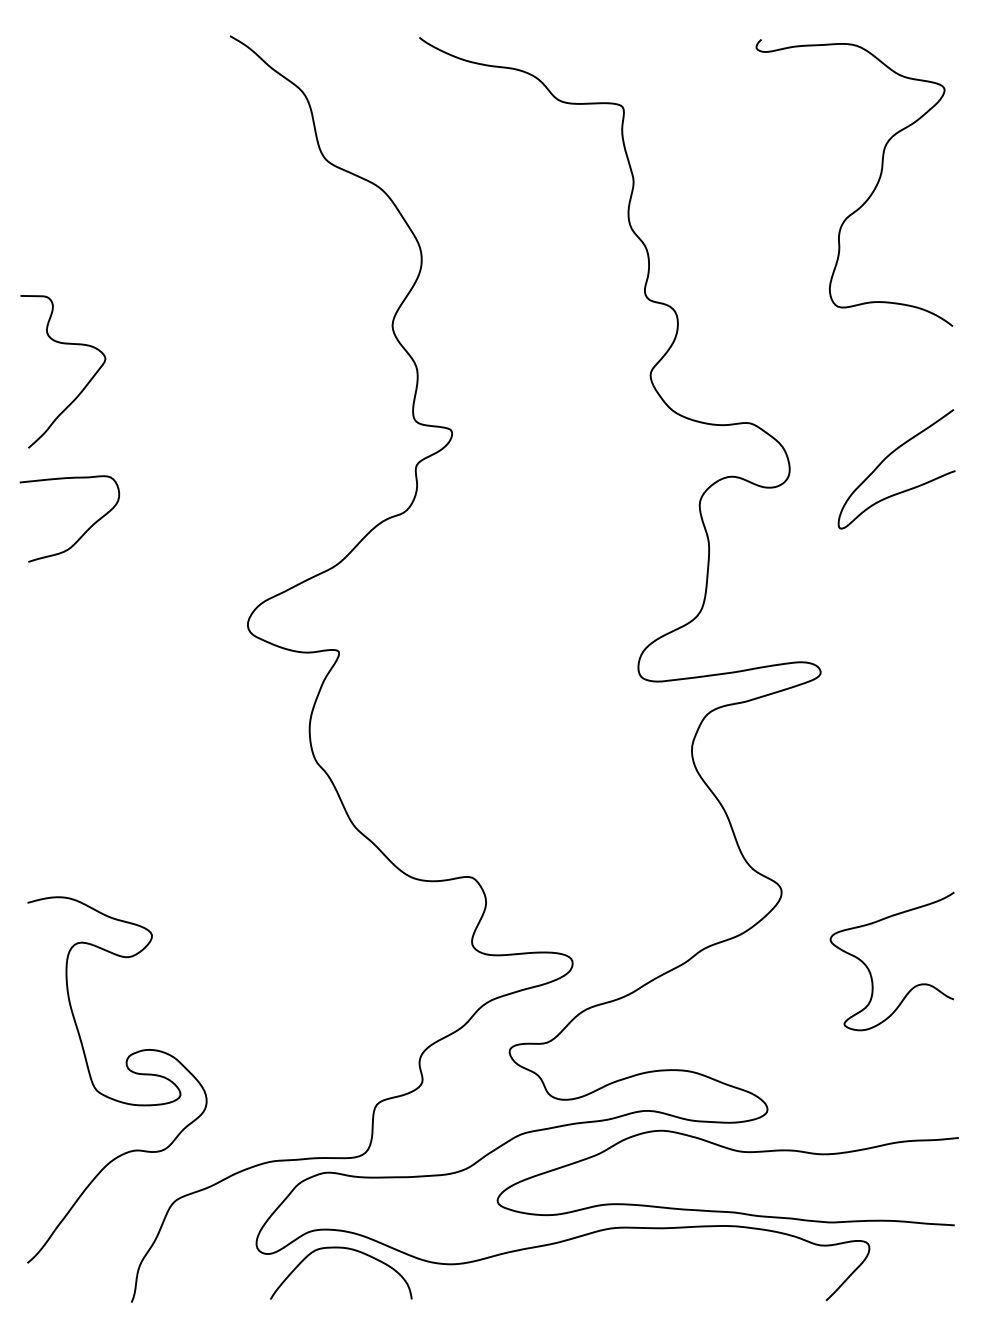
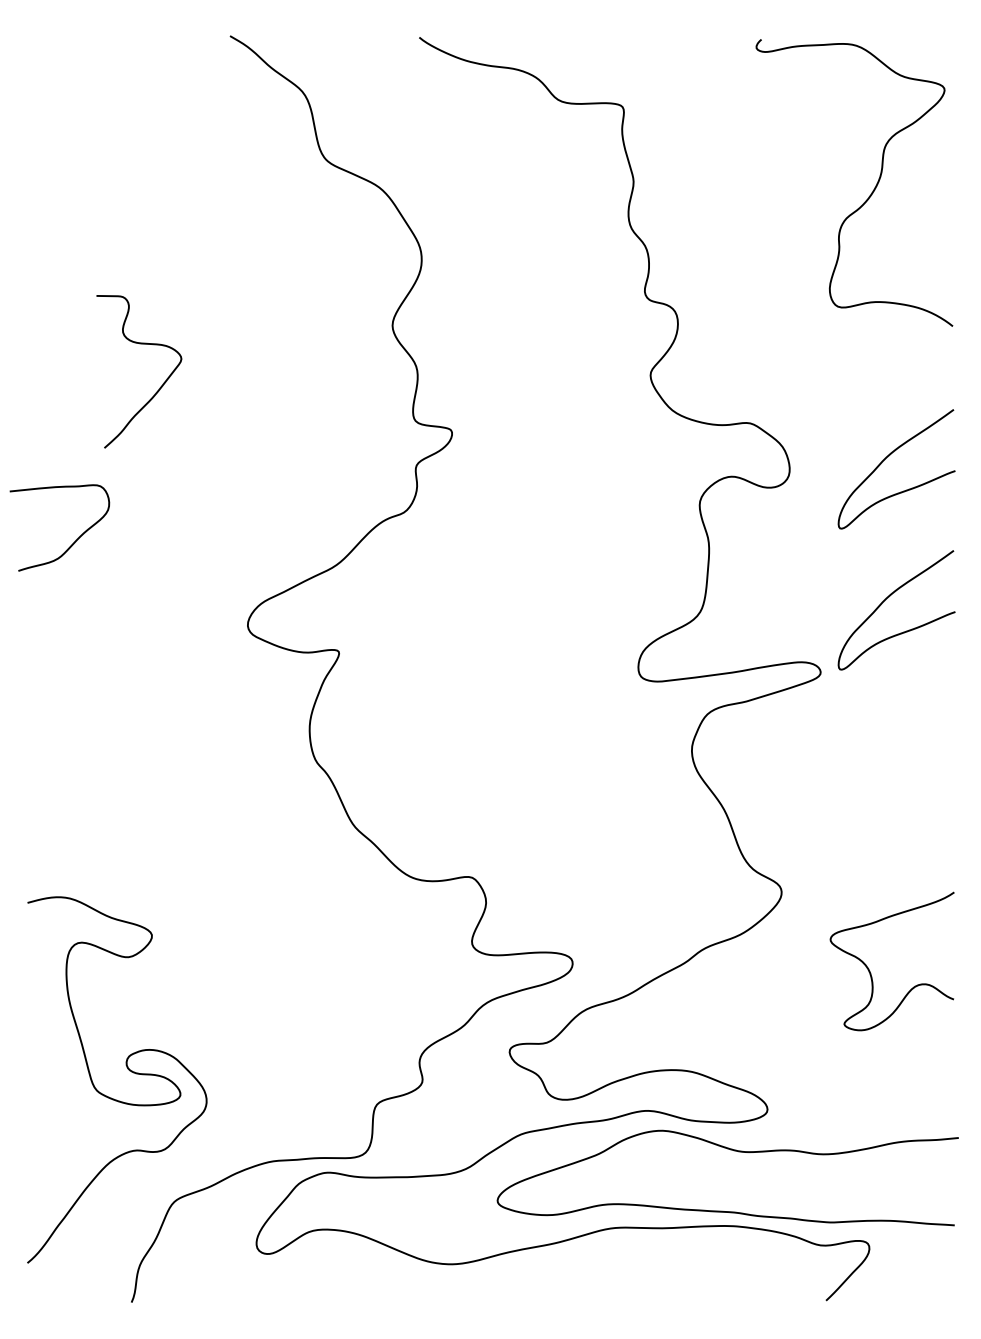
curve position: (83, 387) -> (159, 387) (159, 387)
curve position: (84, 532) -> (74, 541) (74, 541)
curve: none -> present (889, 597)
curve: present -> none (346, 1249)
